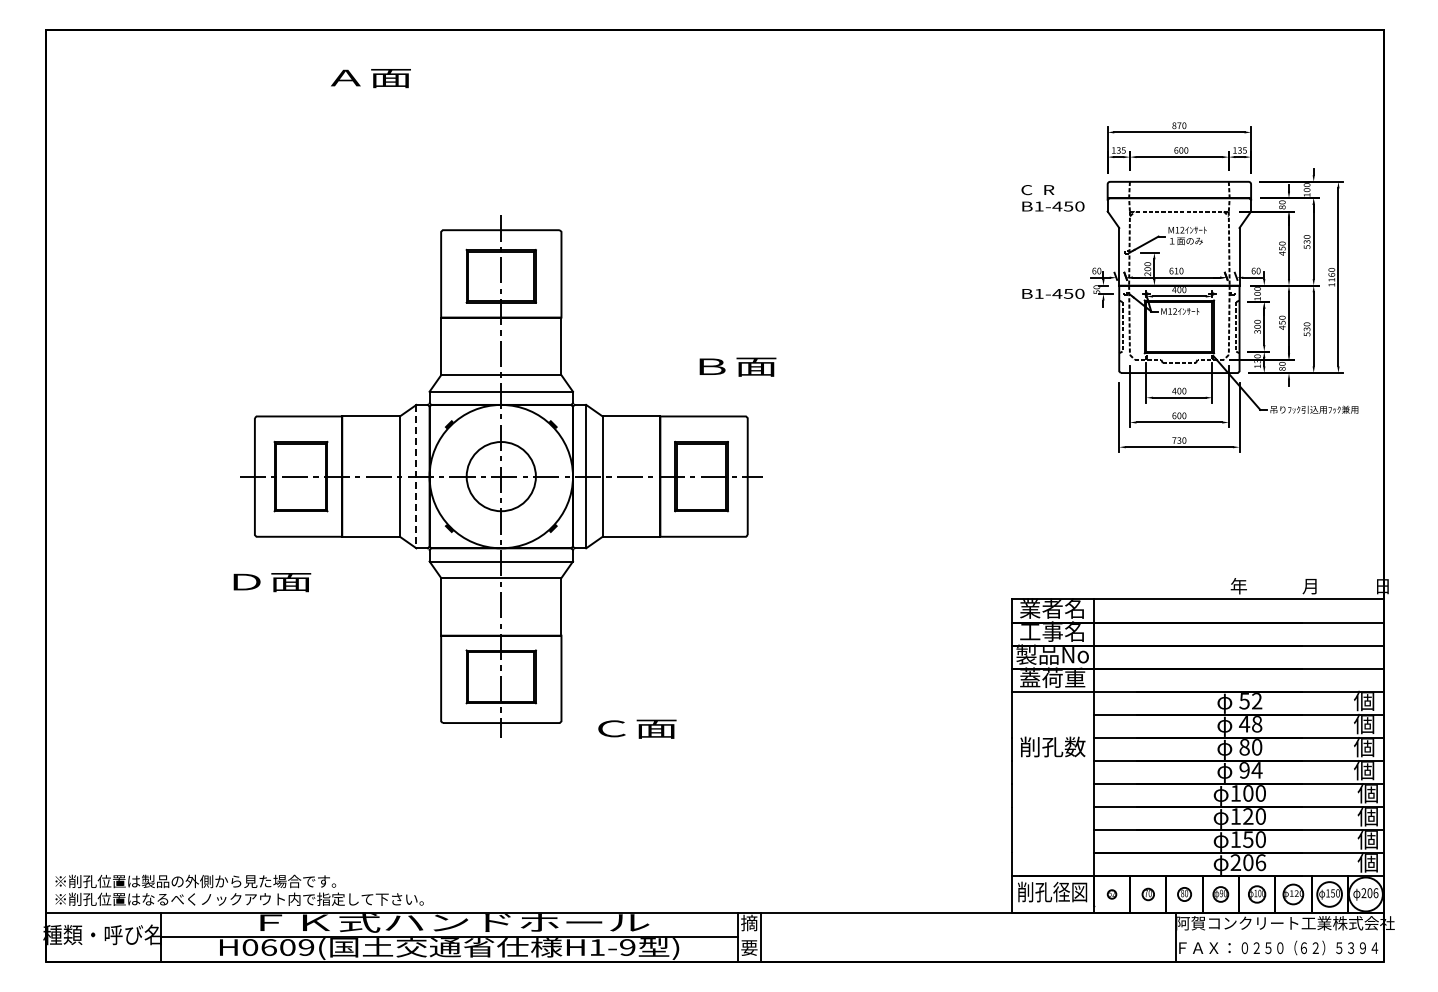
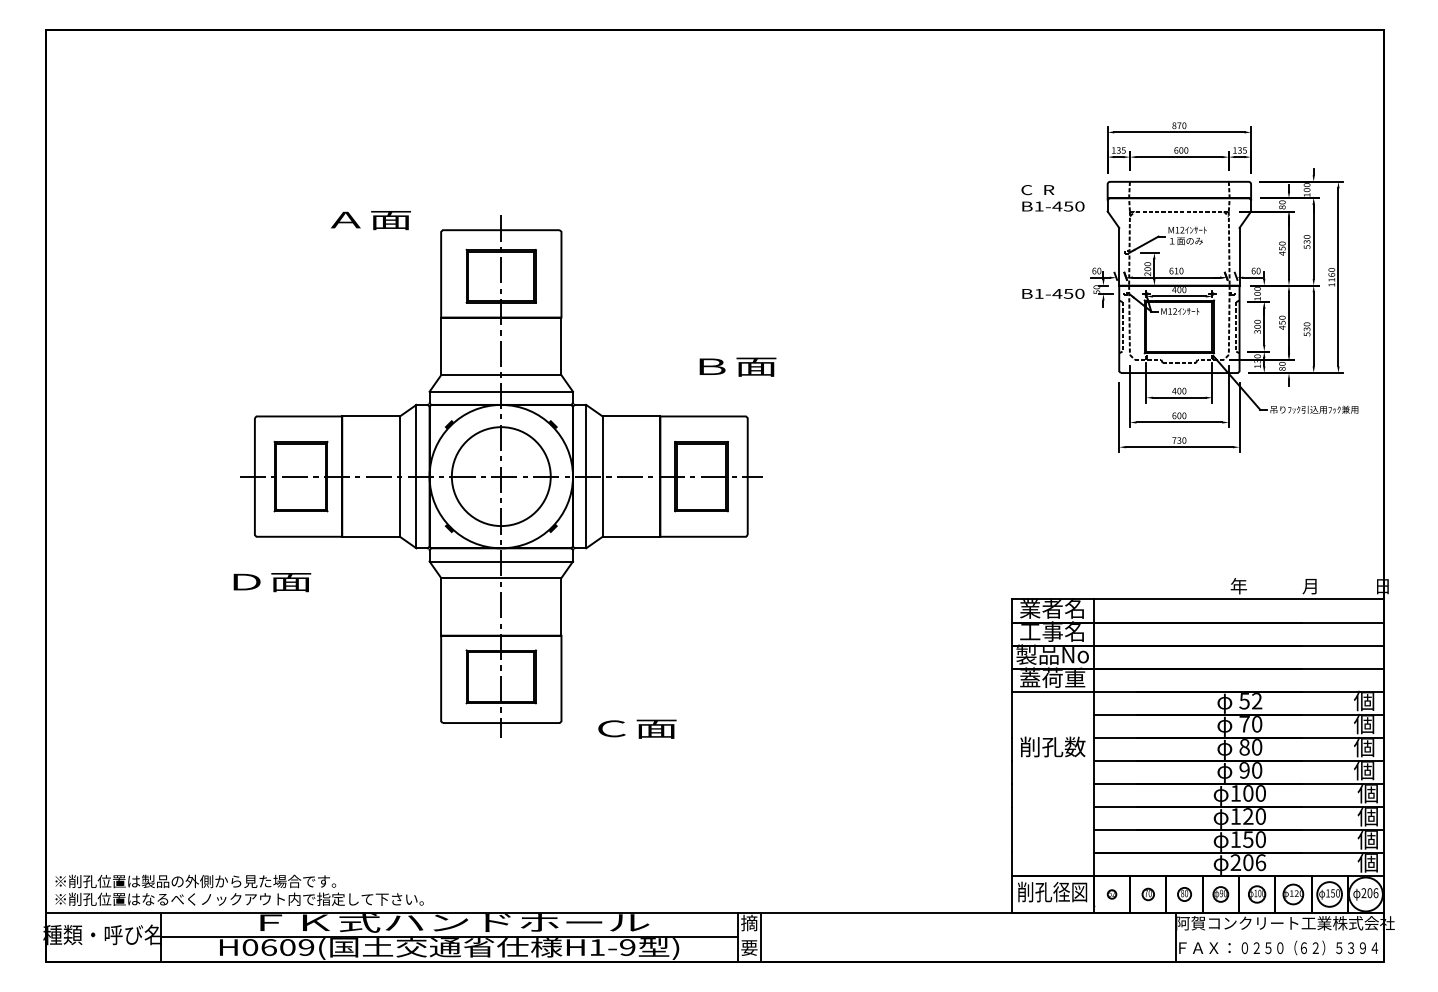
text position: (370, 78) -> (370, 220) (370, 220)
line: dashed -> solid (416, 476)
circle diameter: 69 px -> 99 px (500, 476)
text: 48 -> 70 (1250, 724)
text: 94 -> 90 (1256, 770)
